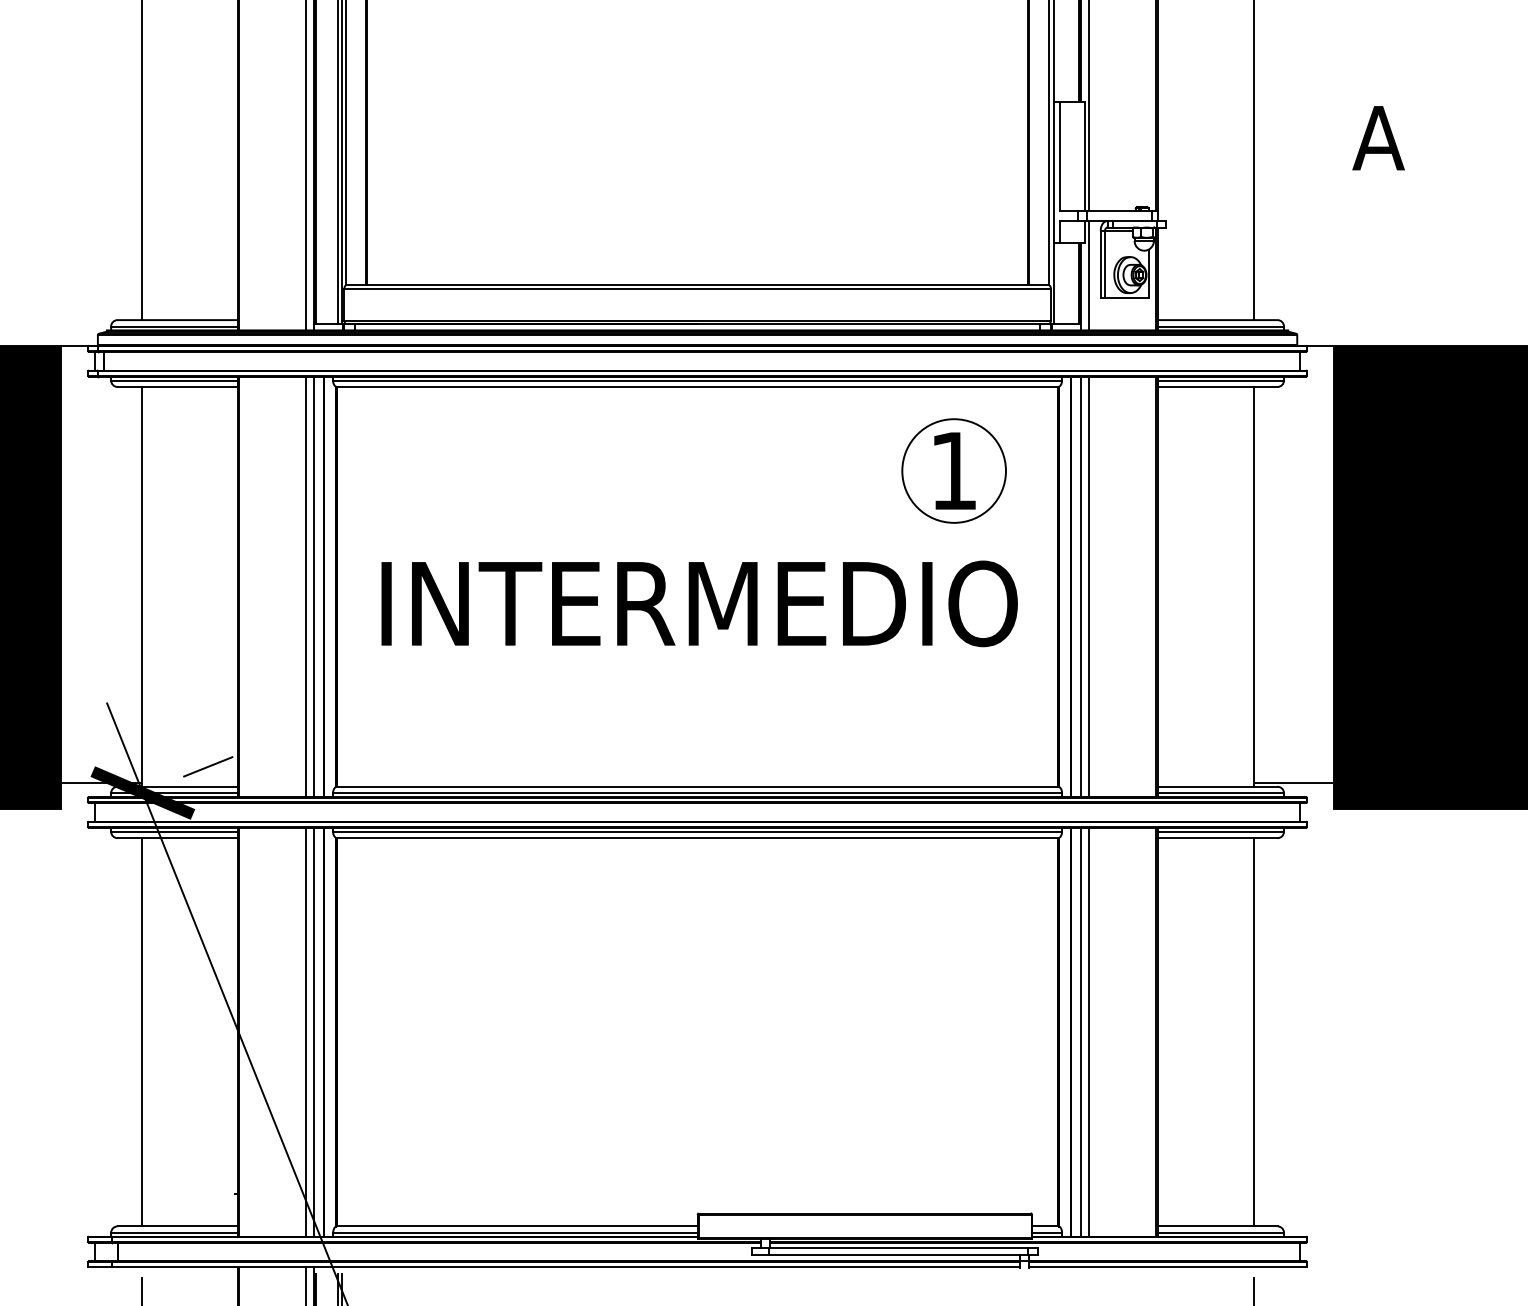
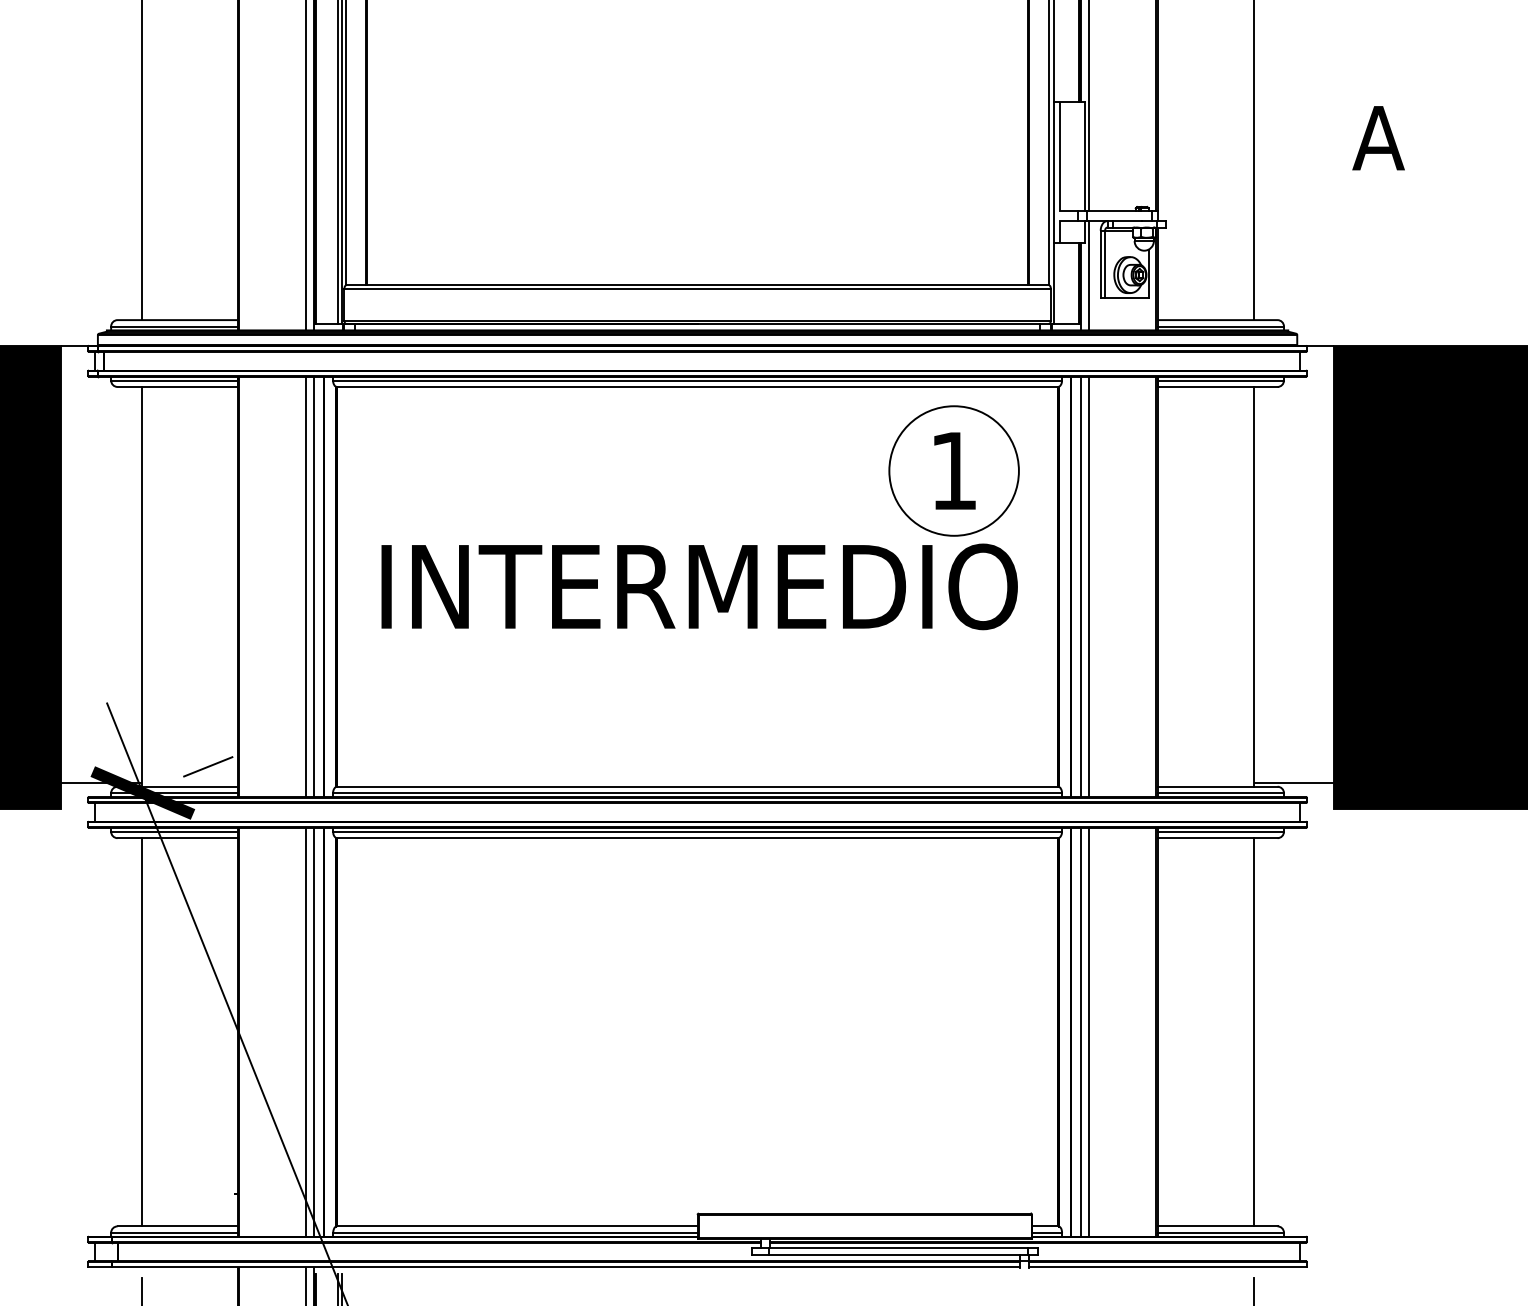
circle diameter: 104 px -> 130 px (953, 470)
text position: (699, 603) -> (699, 586) (699, 586)
